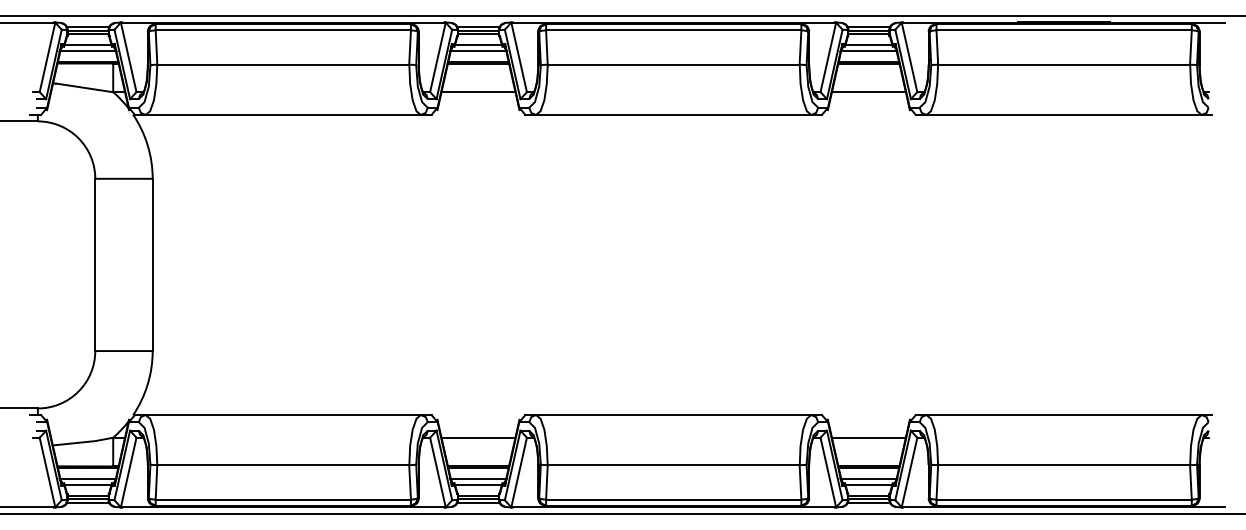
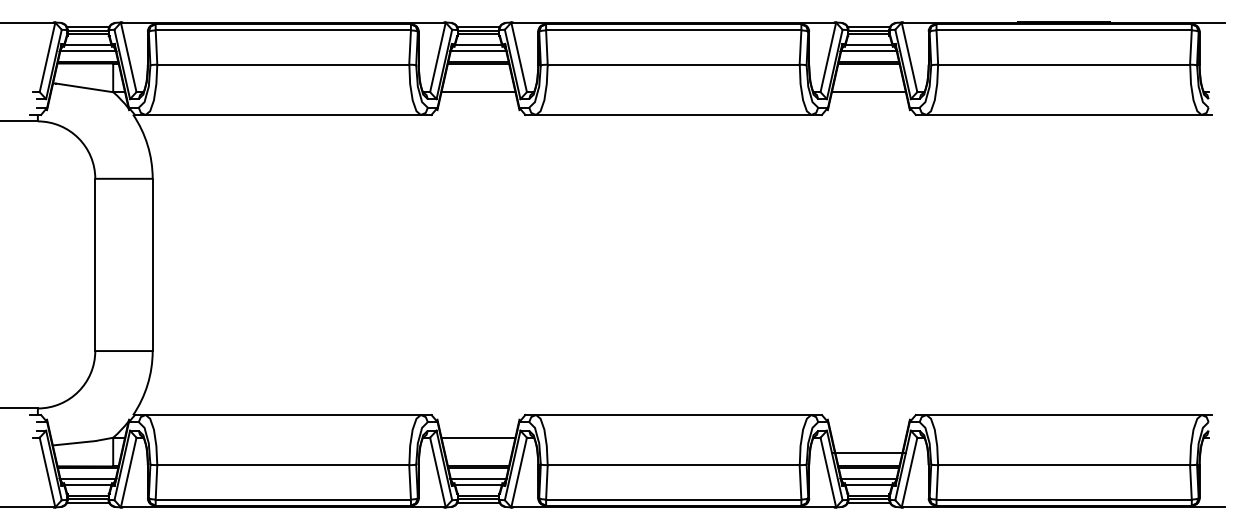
line: present -> none (622, 15)
line position: (868, 437) -> (868, 452) (868, 452)
line: present -> none (622, 514)
